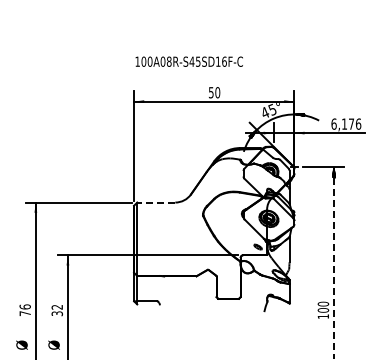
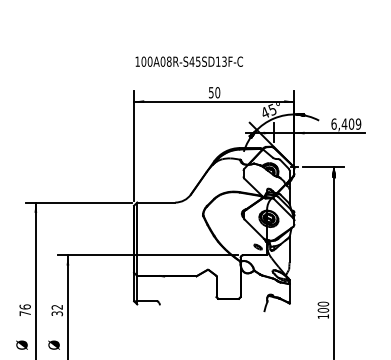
text: 100A08R-S45SD16F-C -> 100A08R-S45SD13F-C (224, 61)
text: 6,176 -> 6,409 (351, 123)
line: dashed -> solid (155, 202)
line: dashed -> solid (334, 263)
